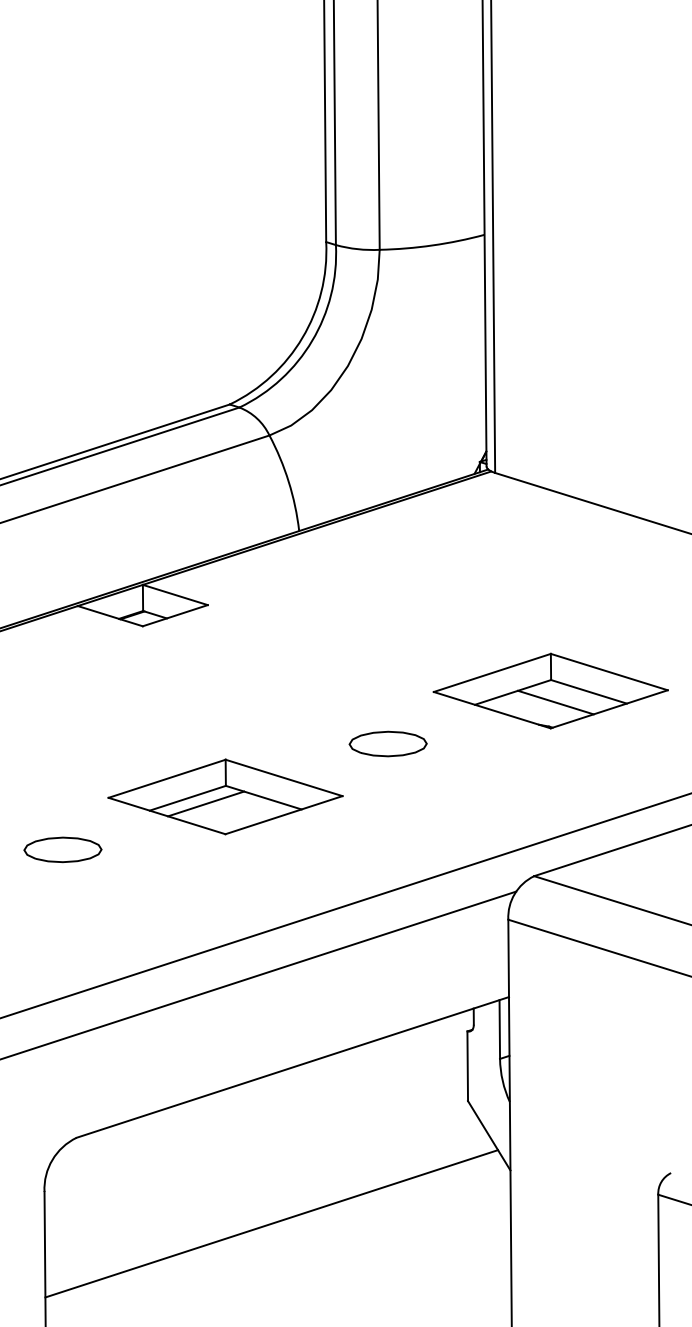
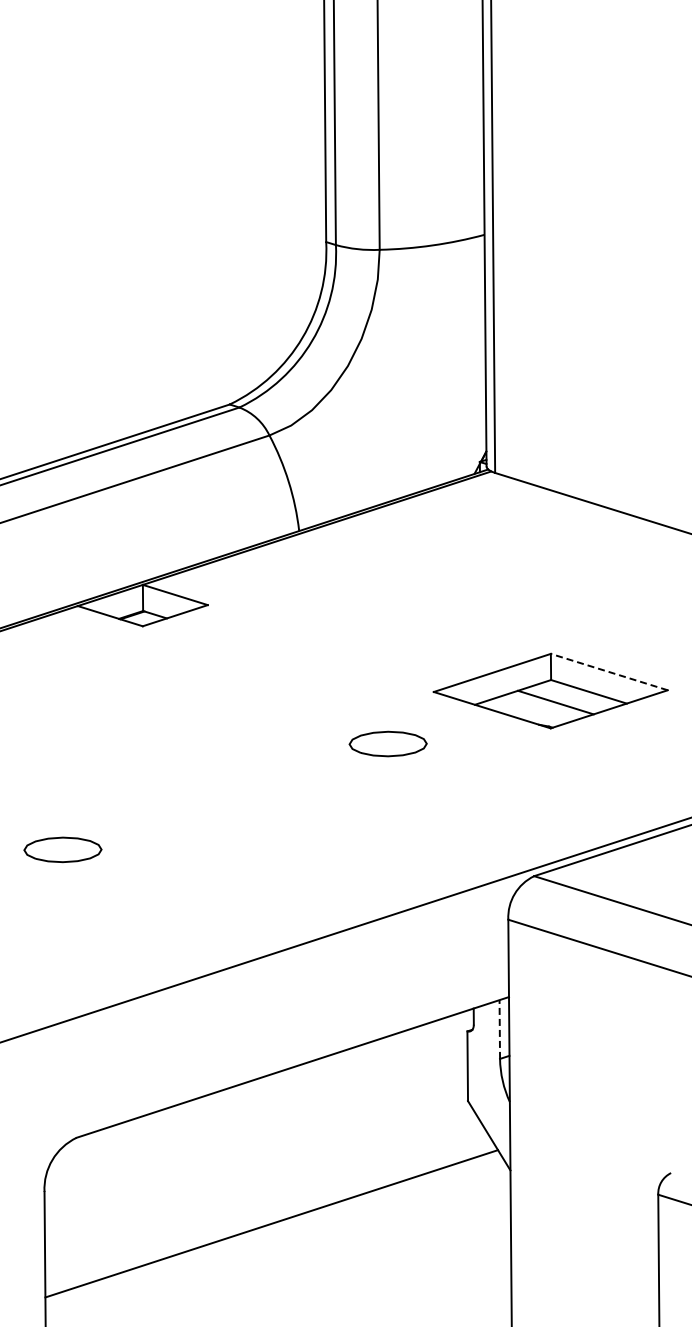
line: solid -> dashed (608, 671)
part: present -> none (225, 796)
line position: (345, 905) -> (345, 929) (345, 929)
line: present -> none (259, 974)
line: solid -> dashed (499, 1029)
